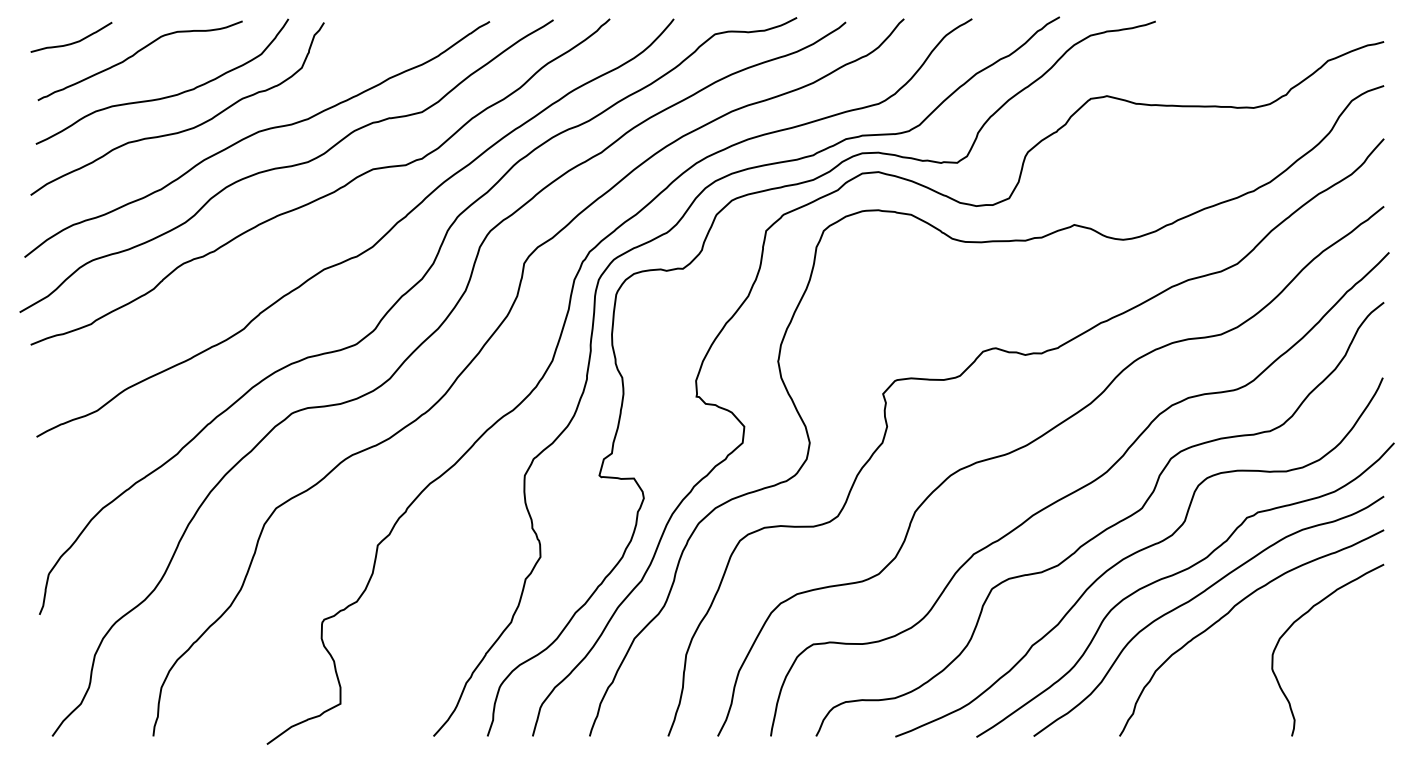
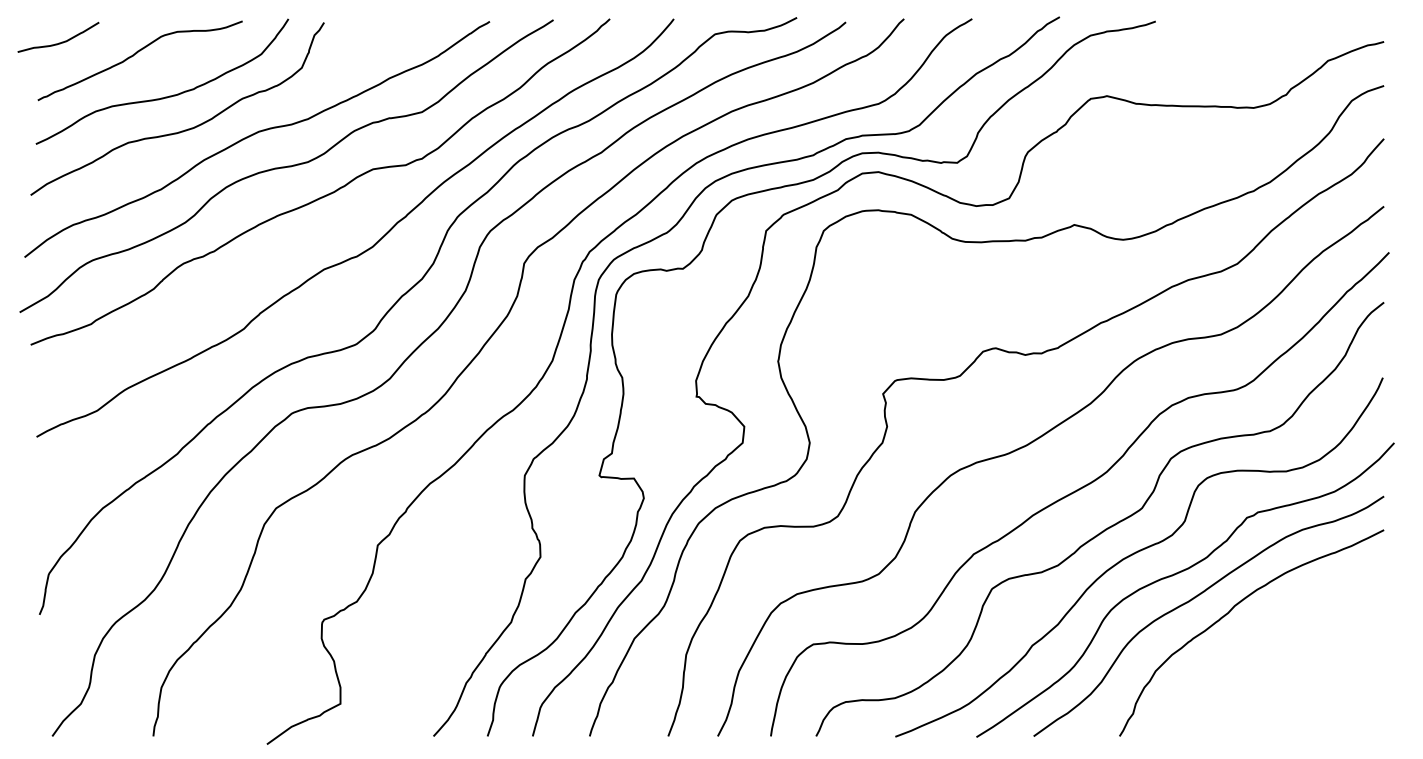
curve position: (72, 42) -> (59, 42) (59, 42)
curve: present -> none (1303, 616)
